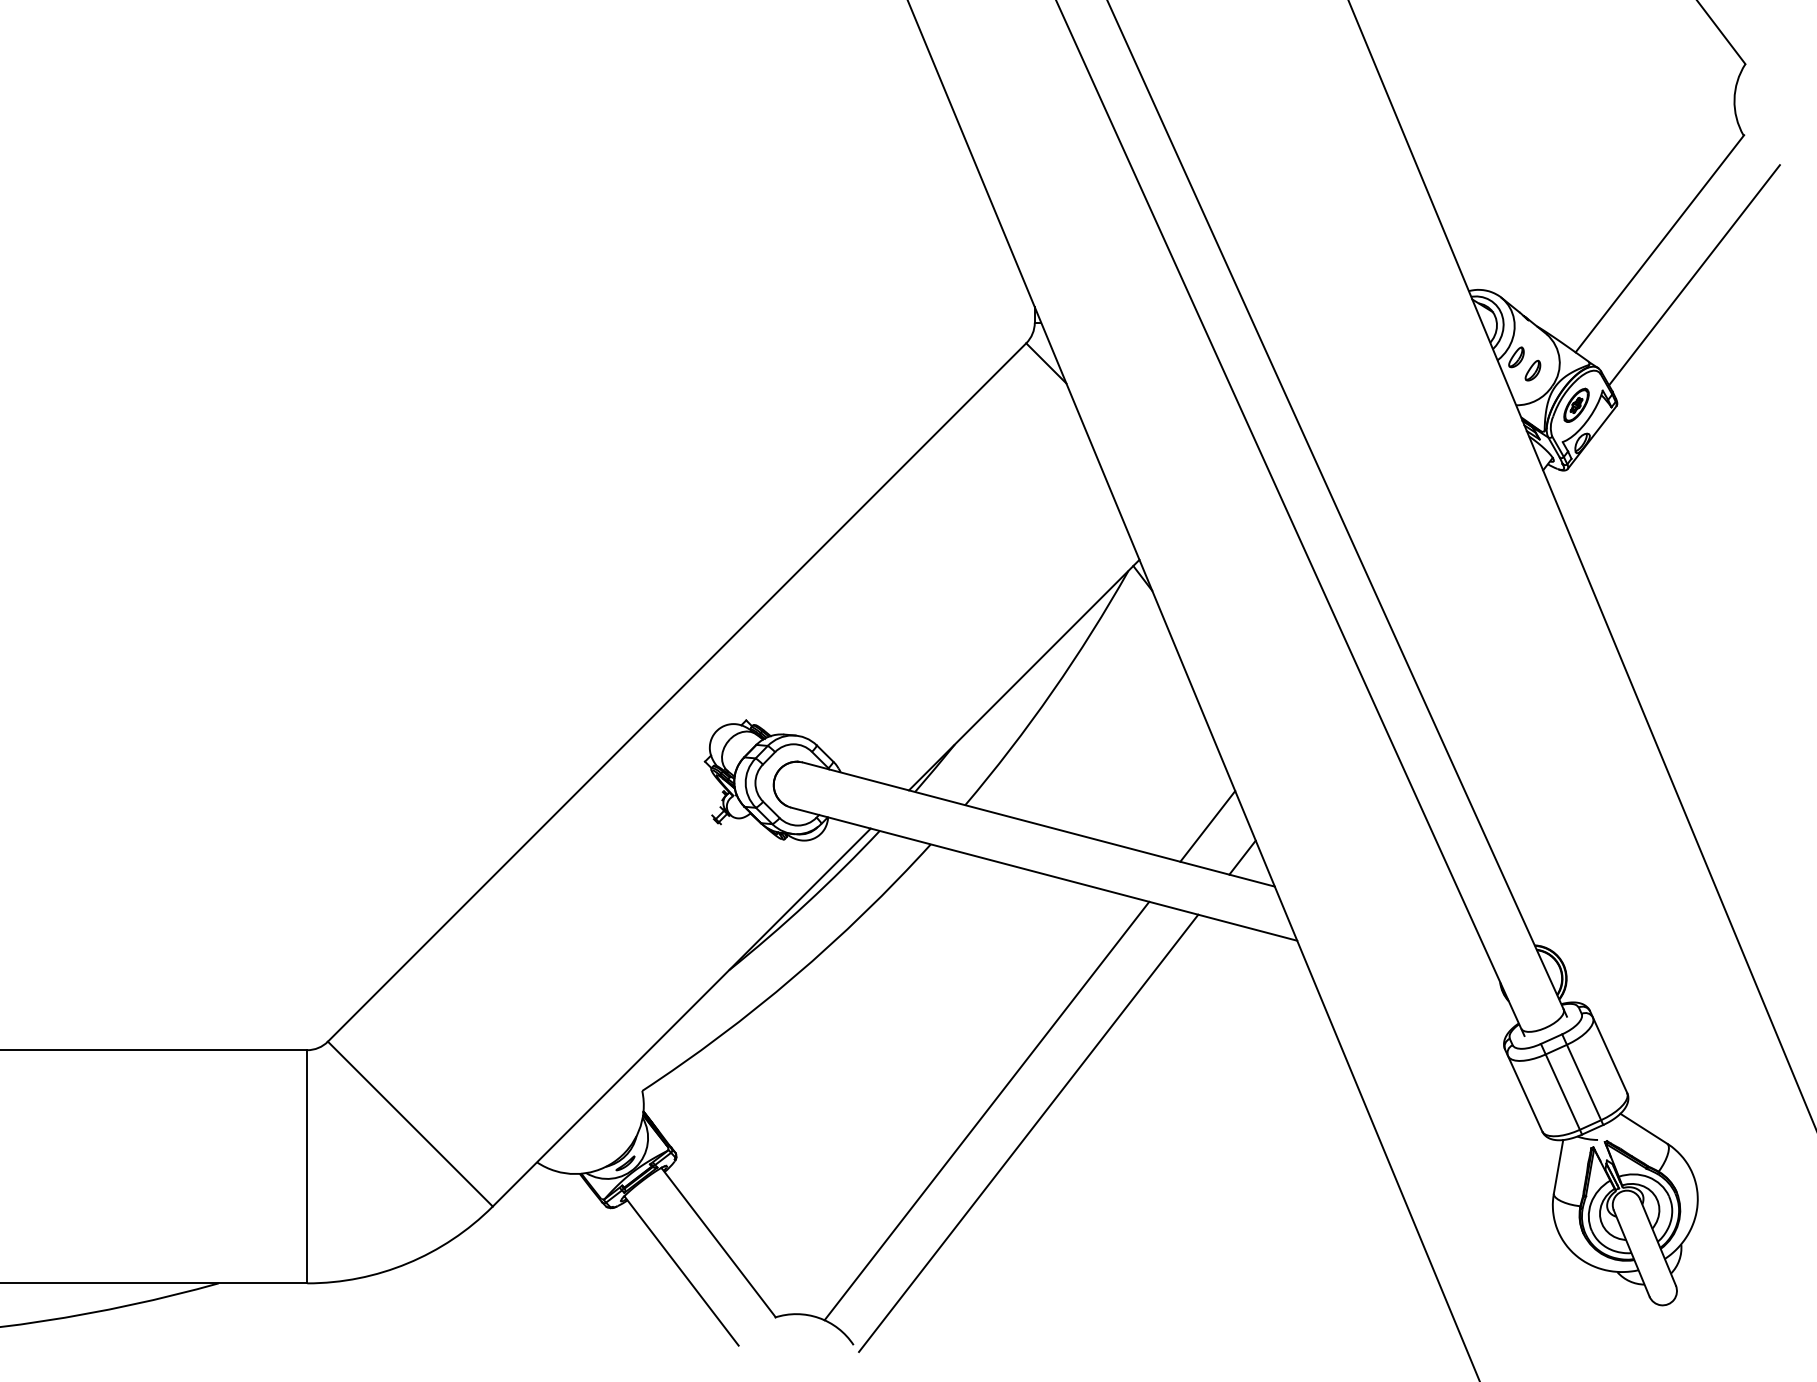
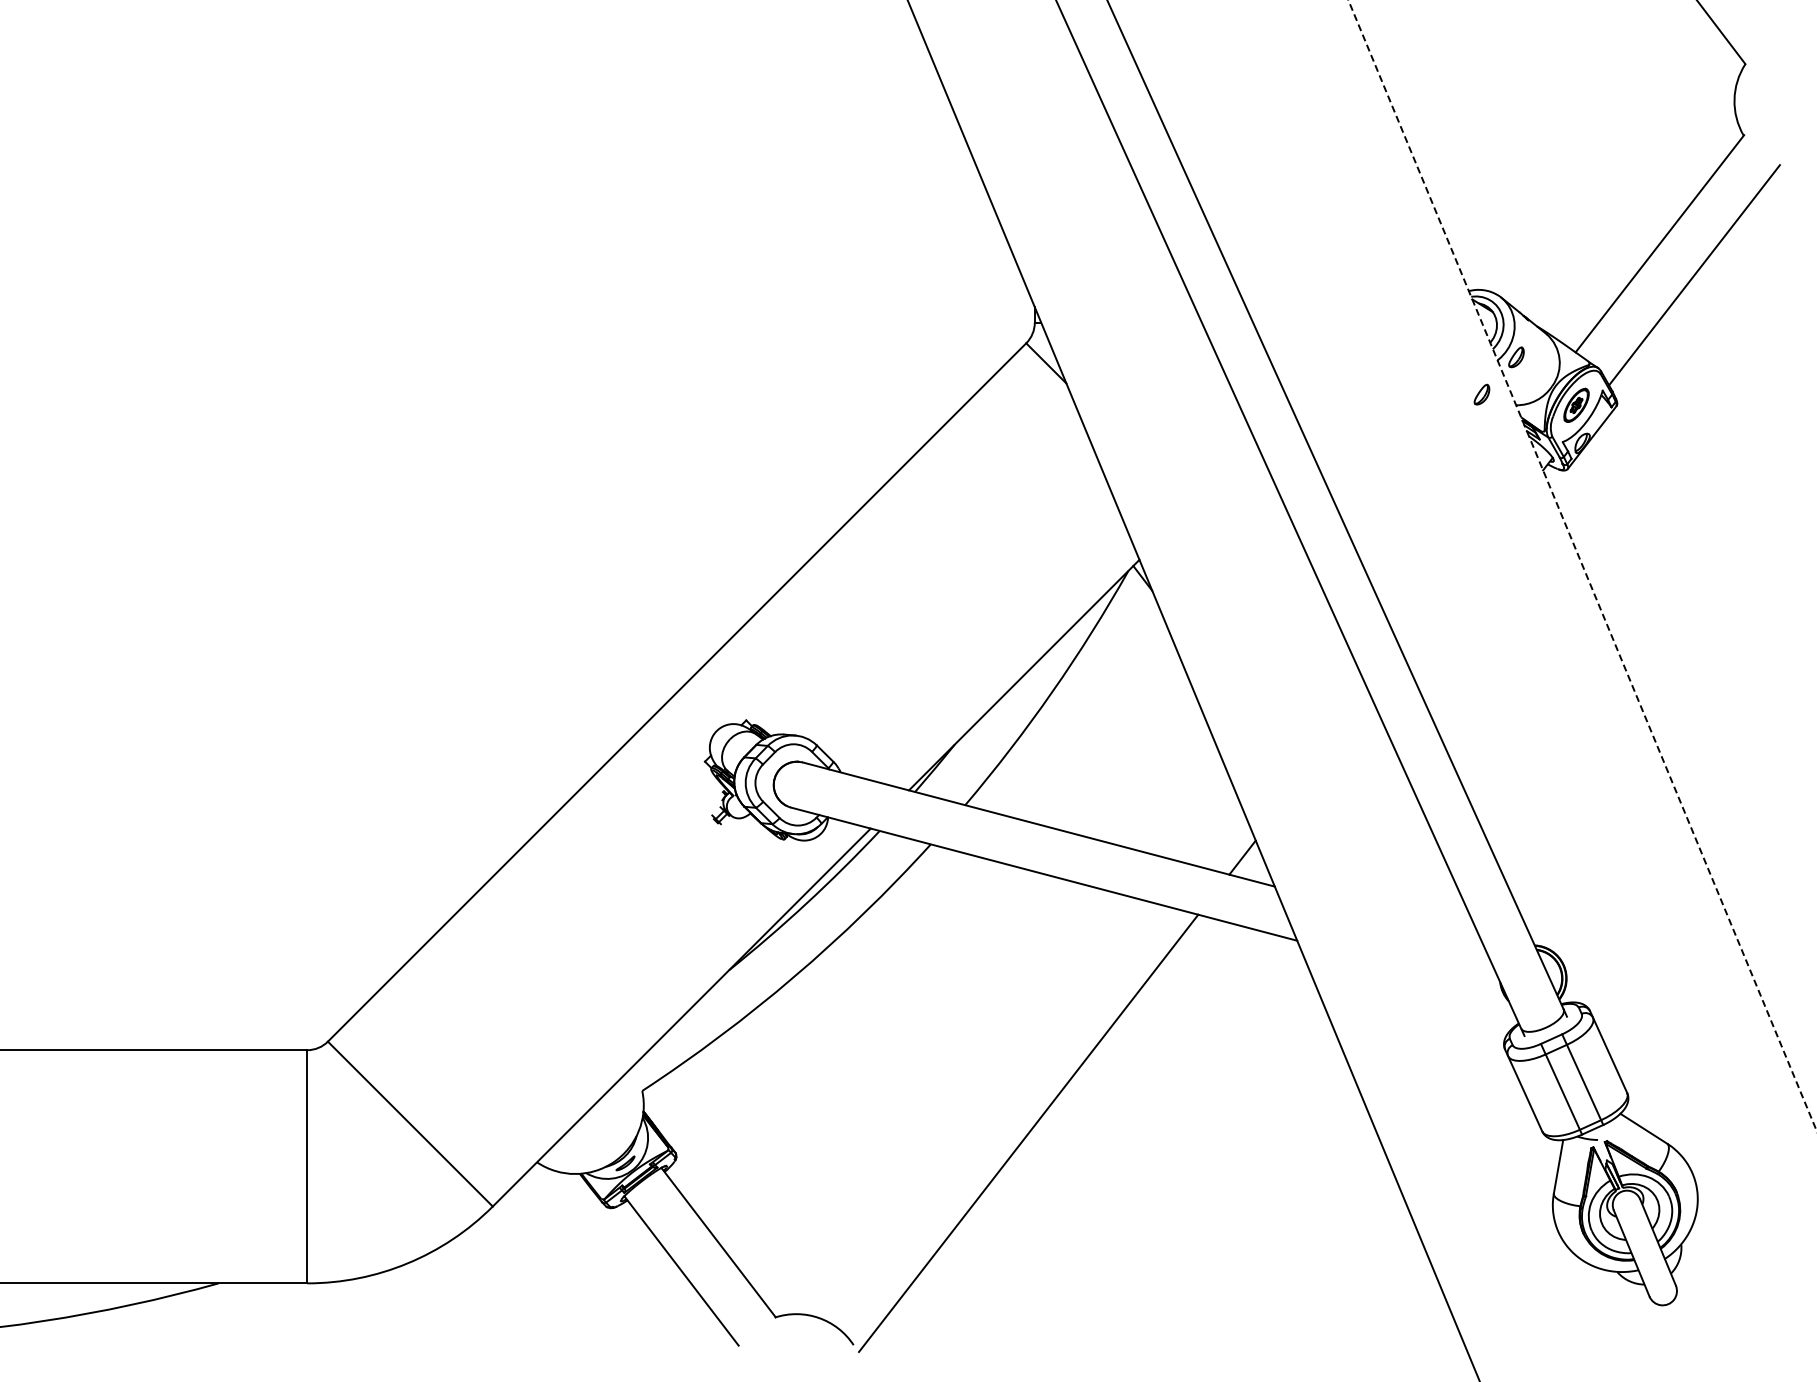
part position: (1532, 370) -> (1481, 394) (1481, 394)
line: solid -> dashed (1582, 566)
line: present -> none (1207, 826)
line: present -> none (986, 1110)
